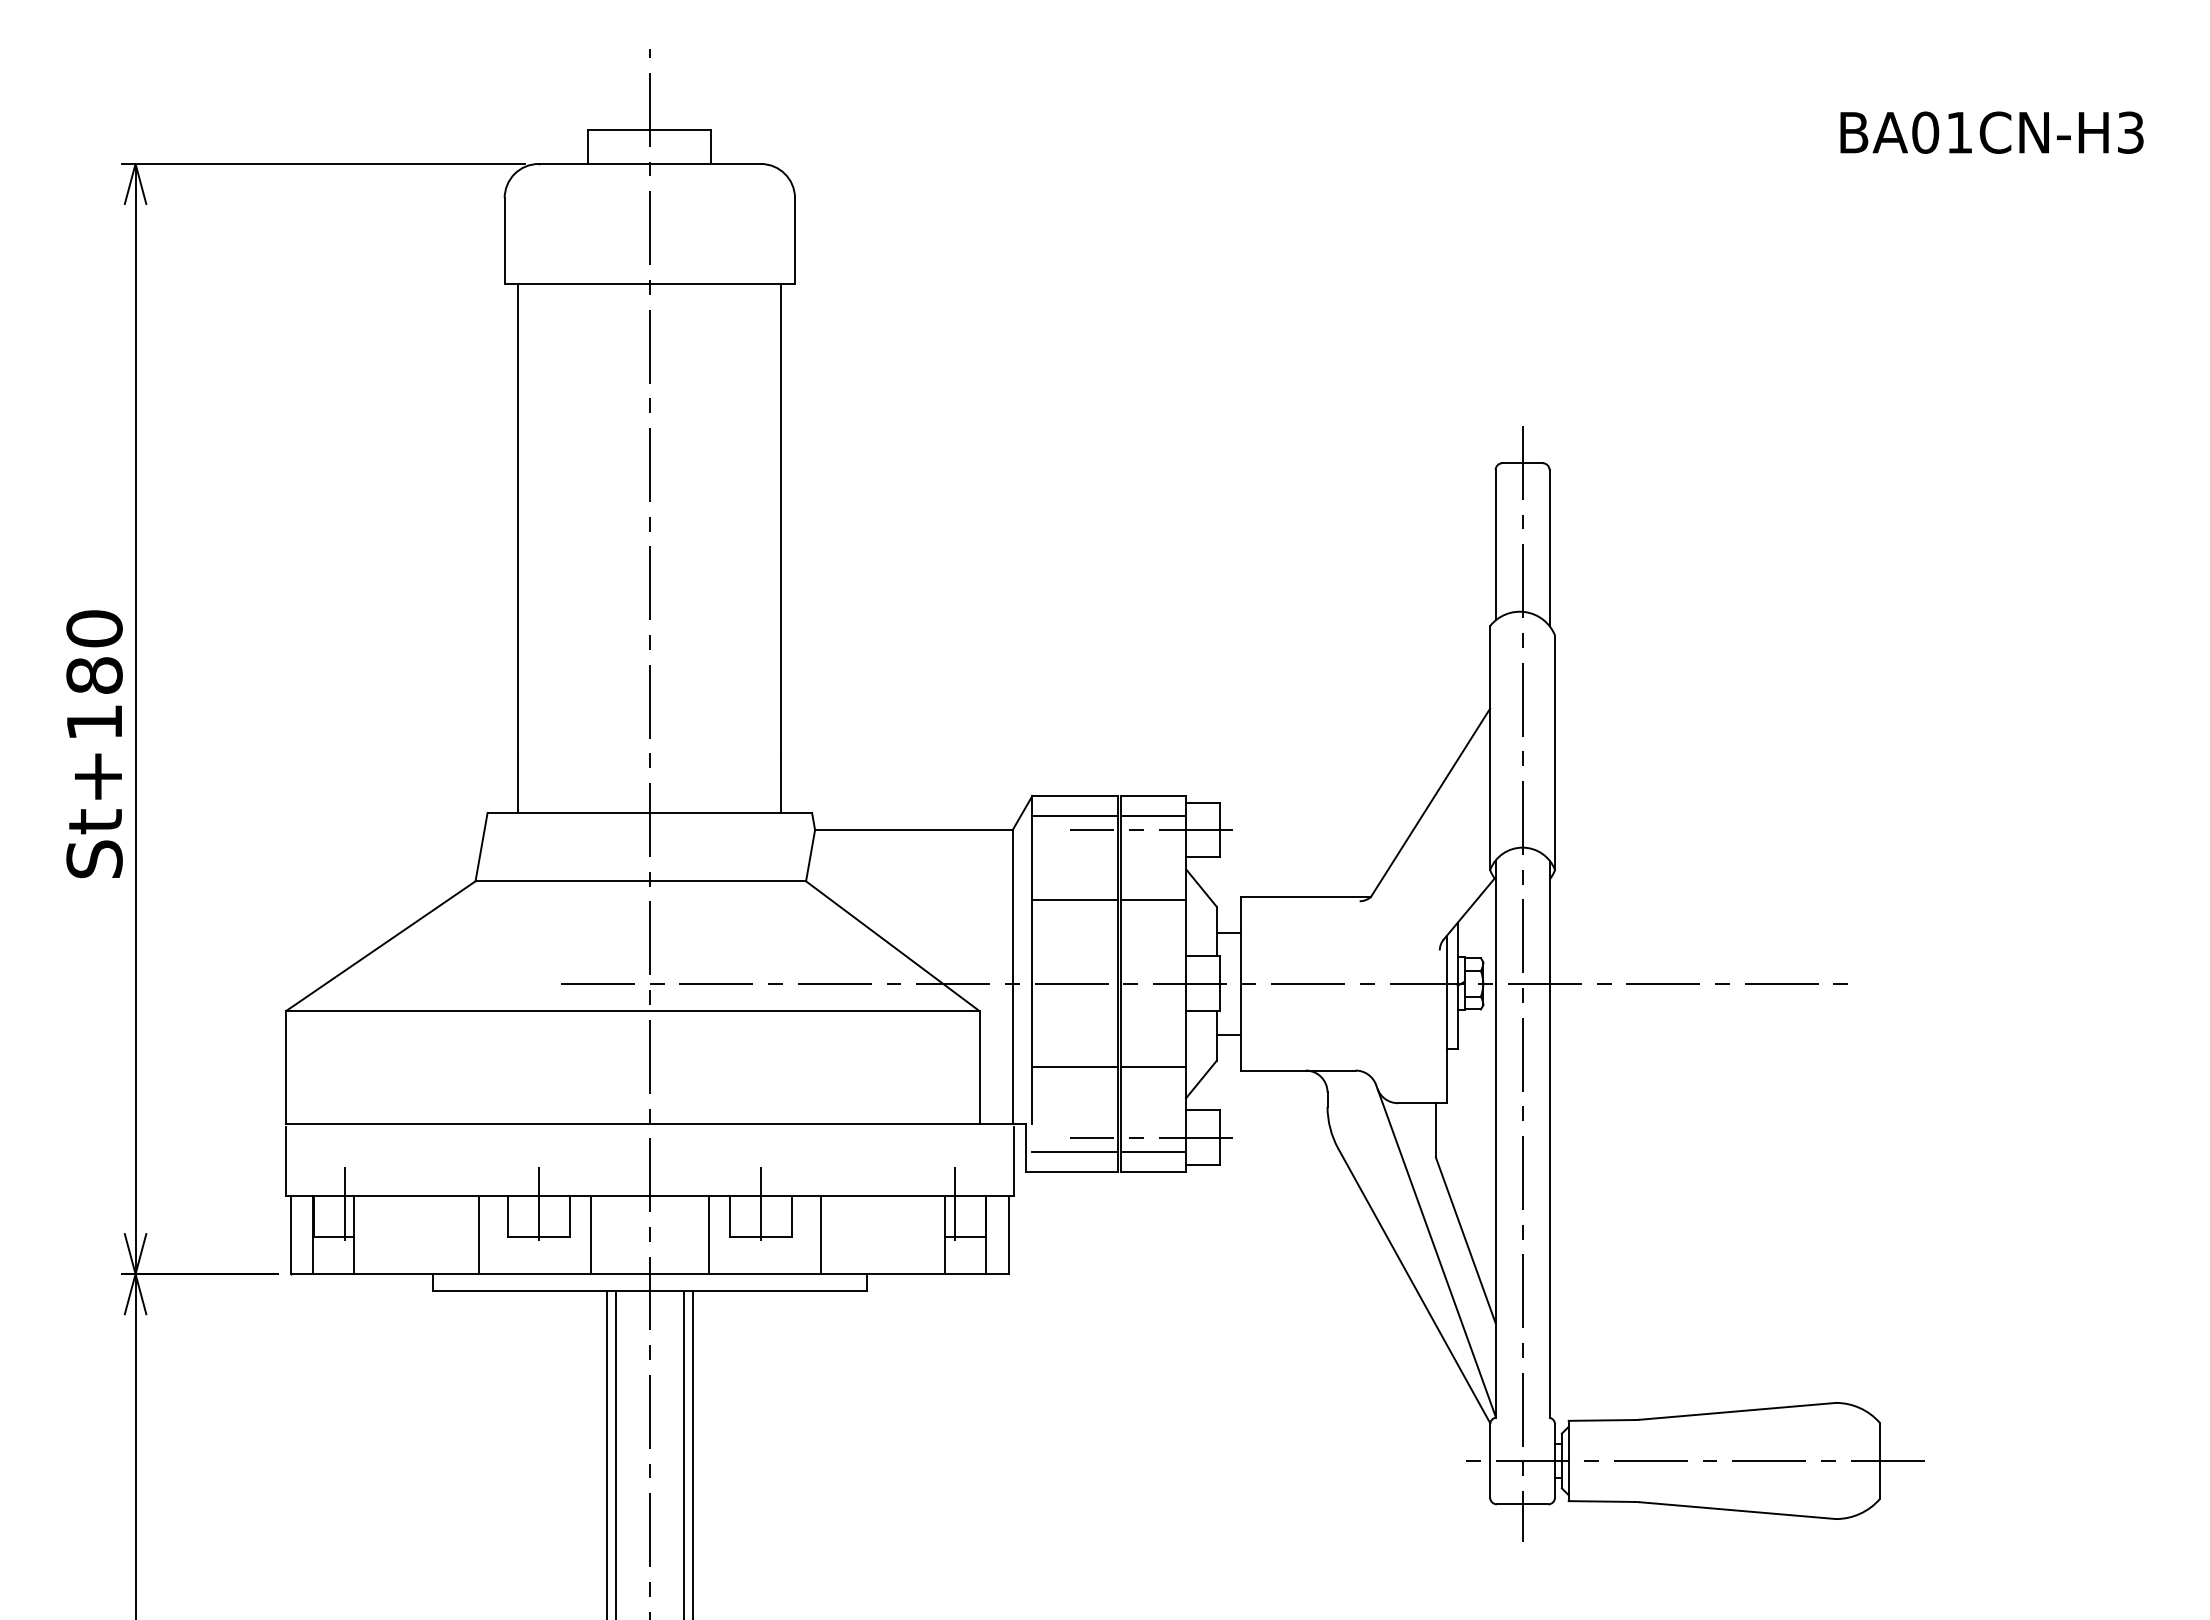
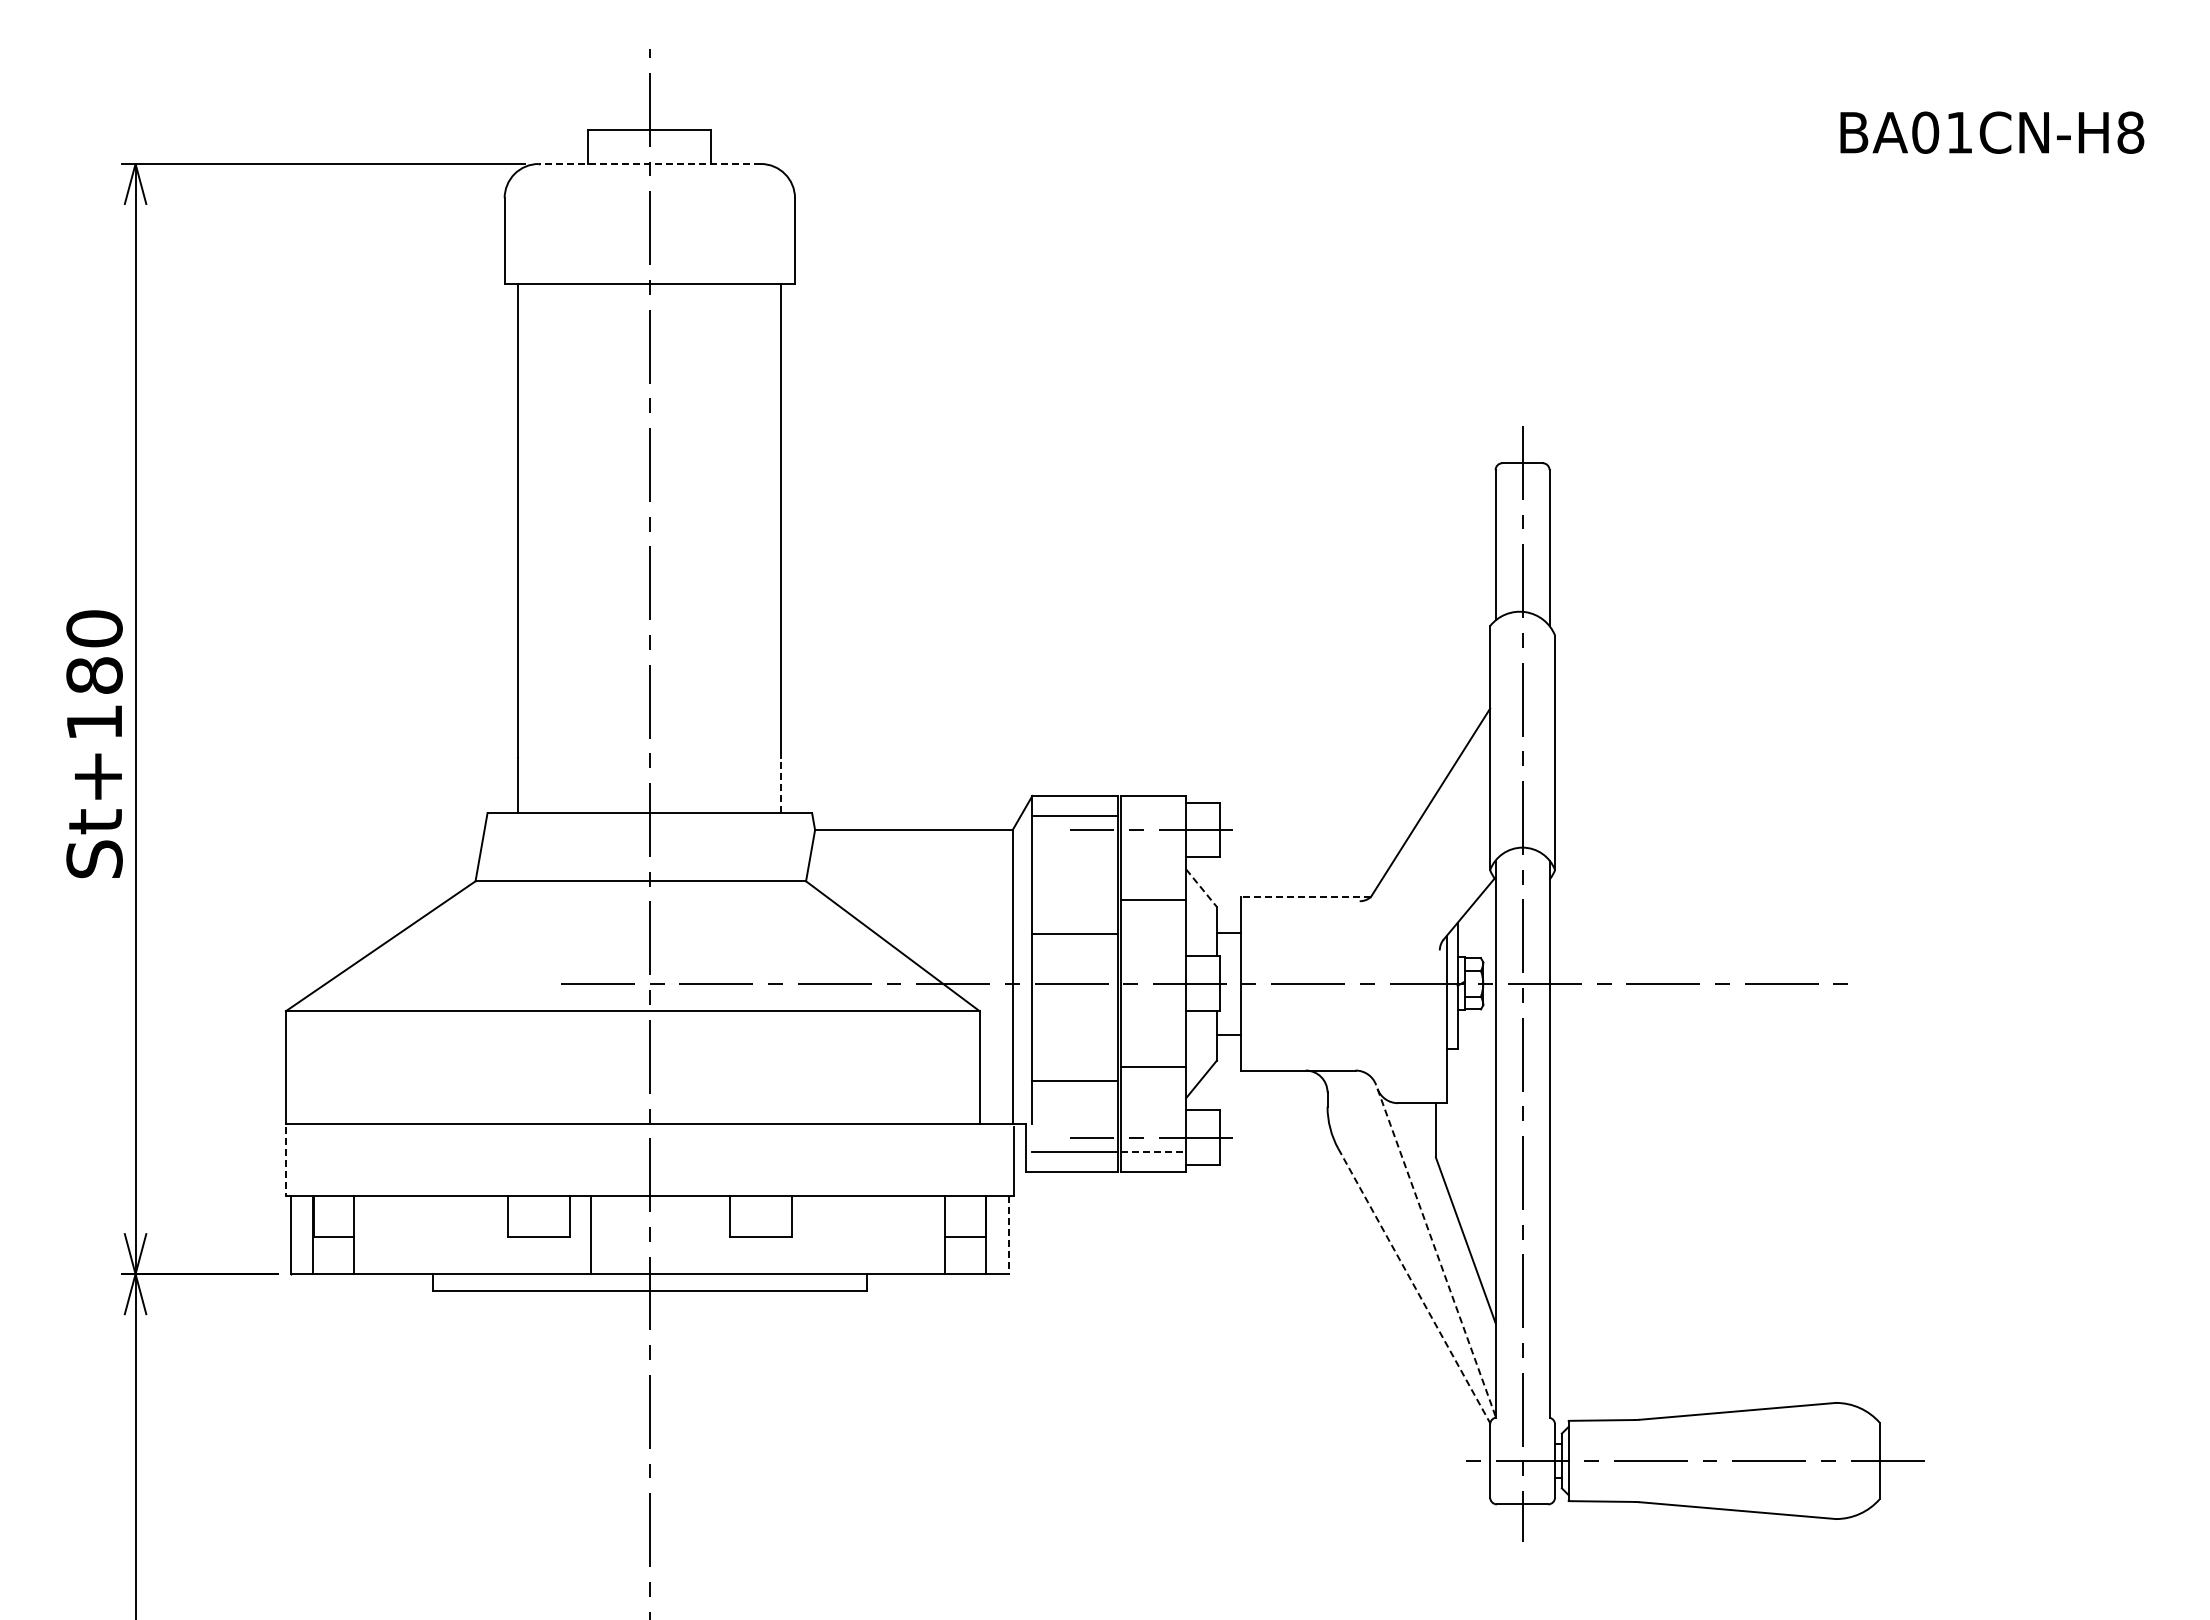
text: BA01CN-H3 -> BA01CN-H8 (2130, 132)
line: solid -> dashed (649, 163)
line: solid -> dashed (781, 785)
line: present -> none (1153, 815)
line: solid -> dashed (1201, 888)
line: solid -> dashed (1305, 897)
line position: (1074, 900) -> (1074, 934) (1074, 934)
line position: (1074, 1067) -> (1074, 1081) (1074, 1081)
line: solid -> dashed (1154, 1152)
line: solid -> dashed (286, 1161)
line: present -> none (344, 1207)
line: present -> none (538, 1207)
line: present -> none (760, 1207)
line: present -> none (954, 1207)
line: present -> none (478, 1234)
line: present -> none (708, 1234)
line: present -> none (821, 1234)
line: solid -> dashed (1008, 1235)
line: solid -> dashed (1435, 1250)
line: solid -> dashed (1414, 1285)
line: present -> none (607, 1453)
line: present -> none (615, 1453)
line: present -> none (684, 1453)
line: present -> none (692, 1453)
